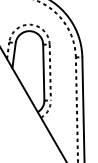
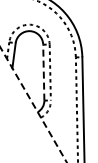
line: solid -> dashed (43, 72)
line: solid -> dashed (33, 104)
